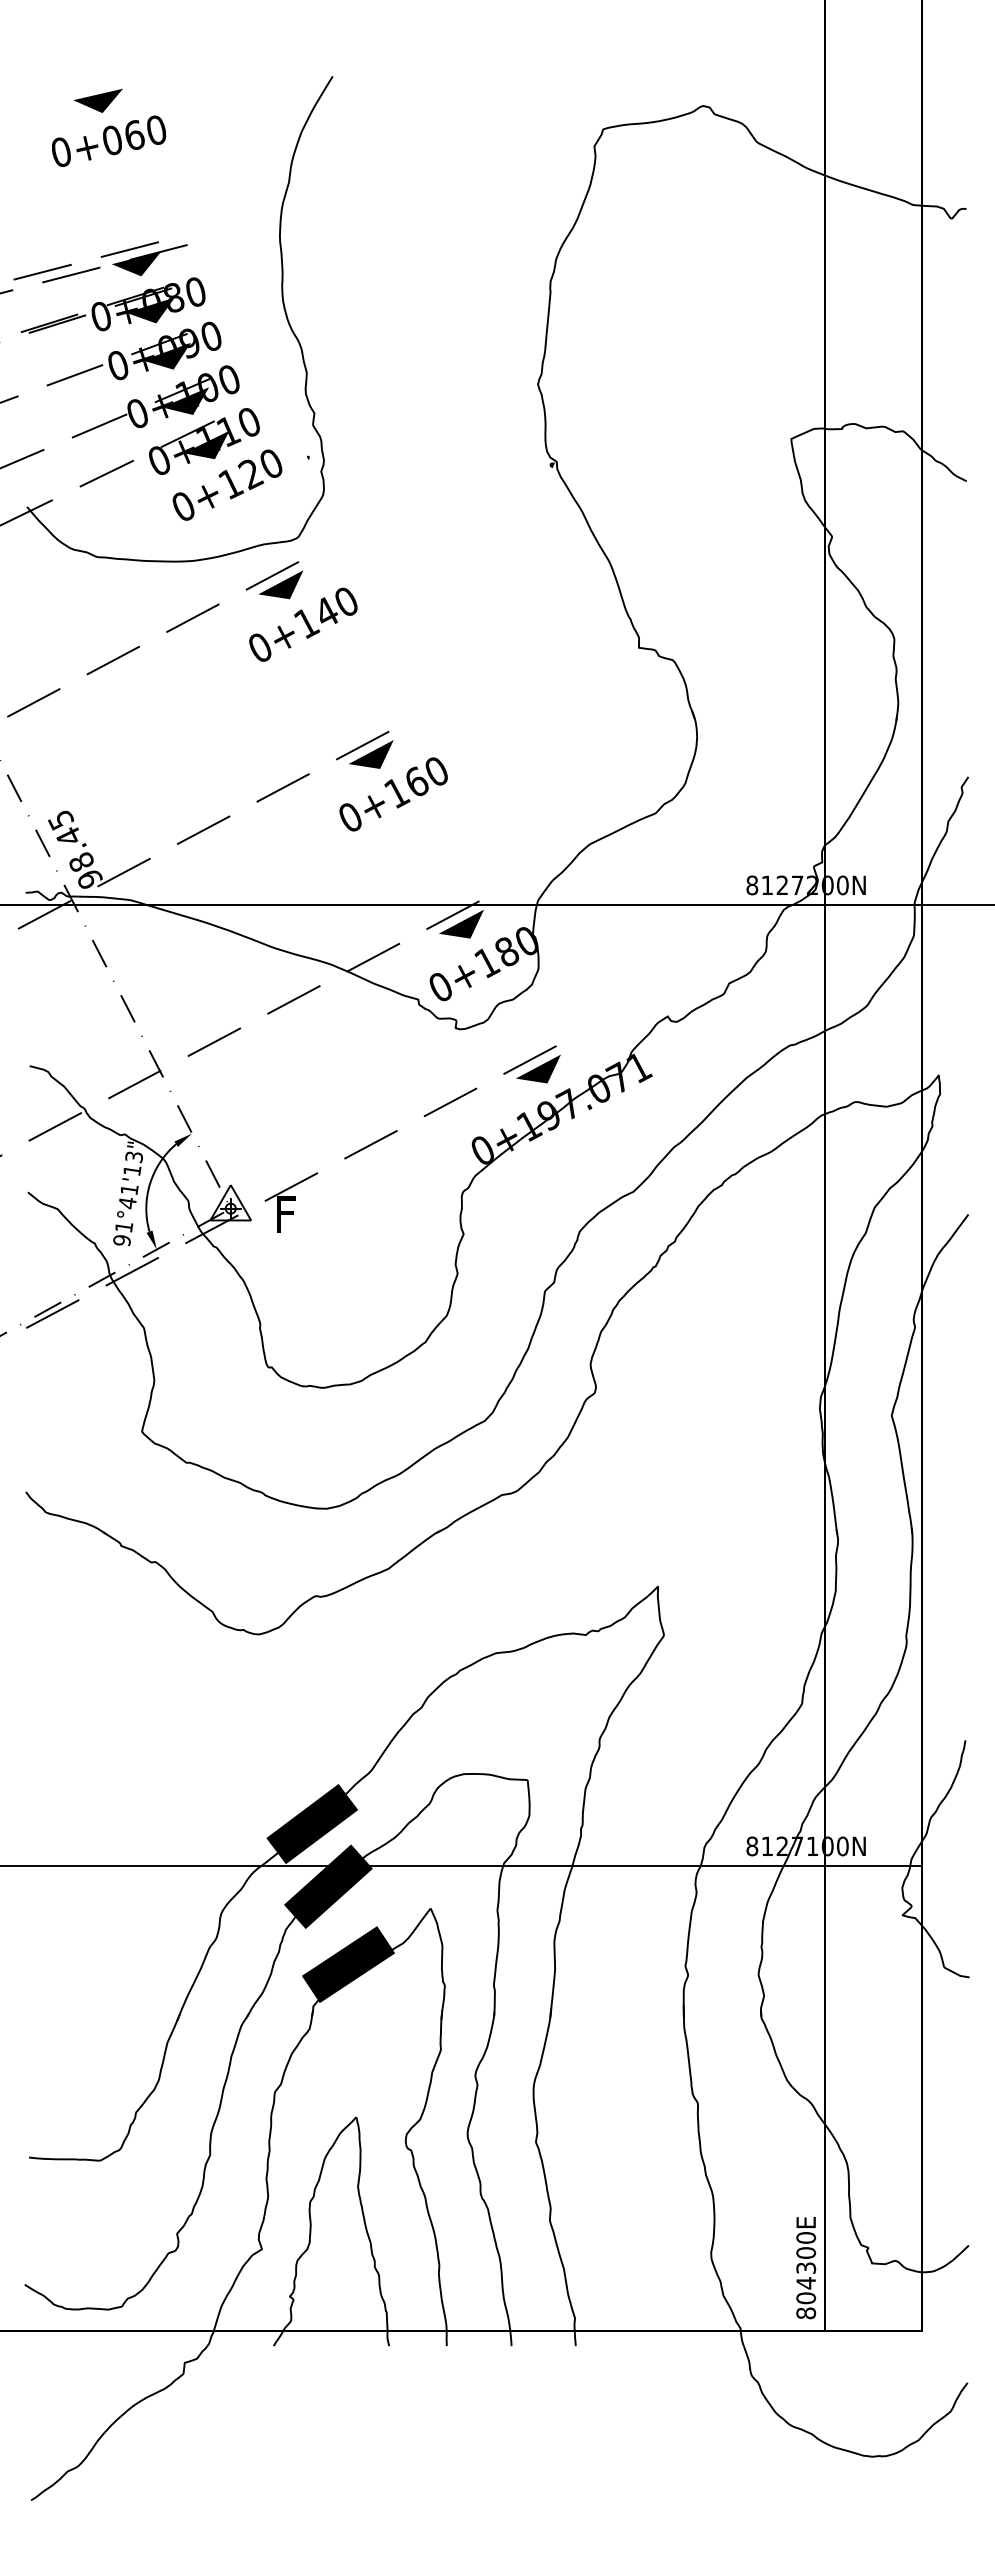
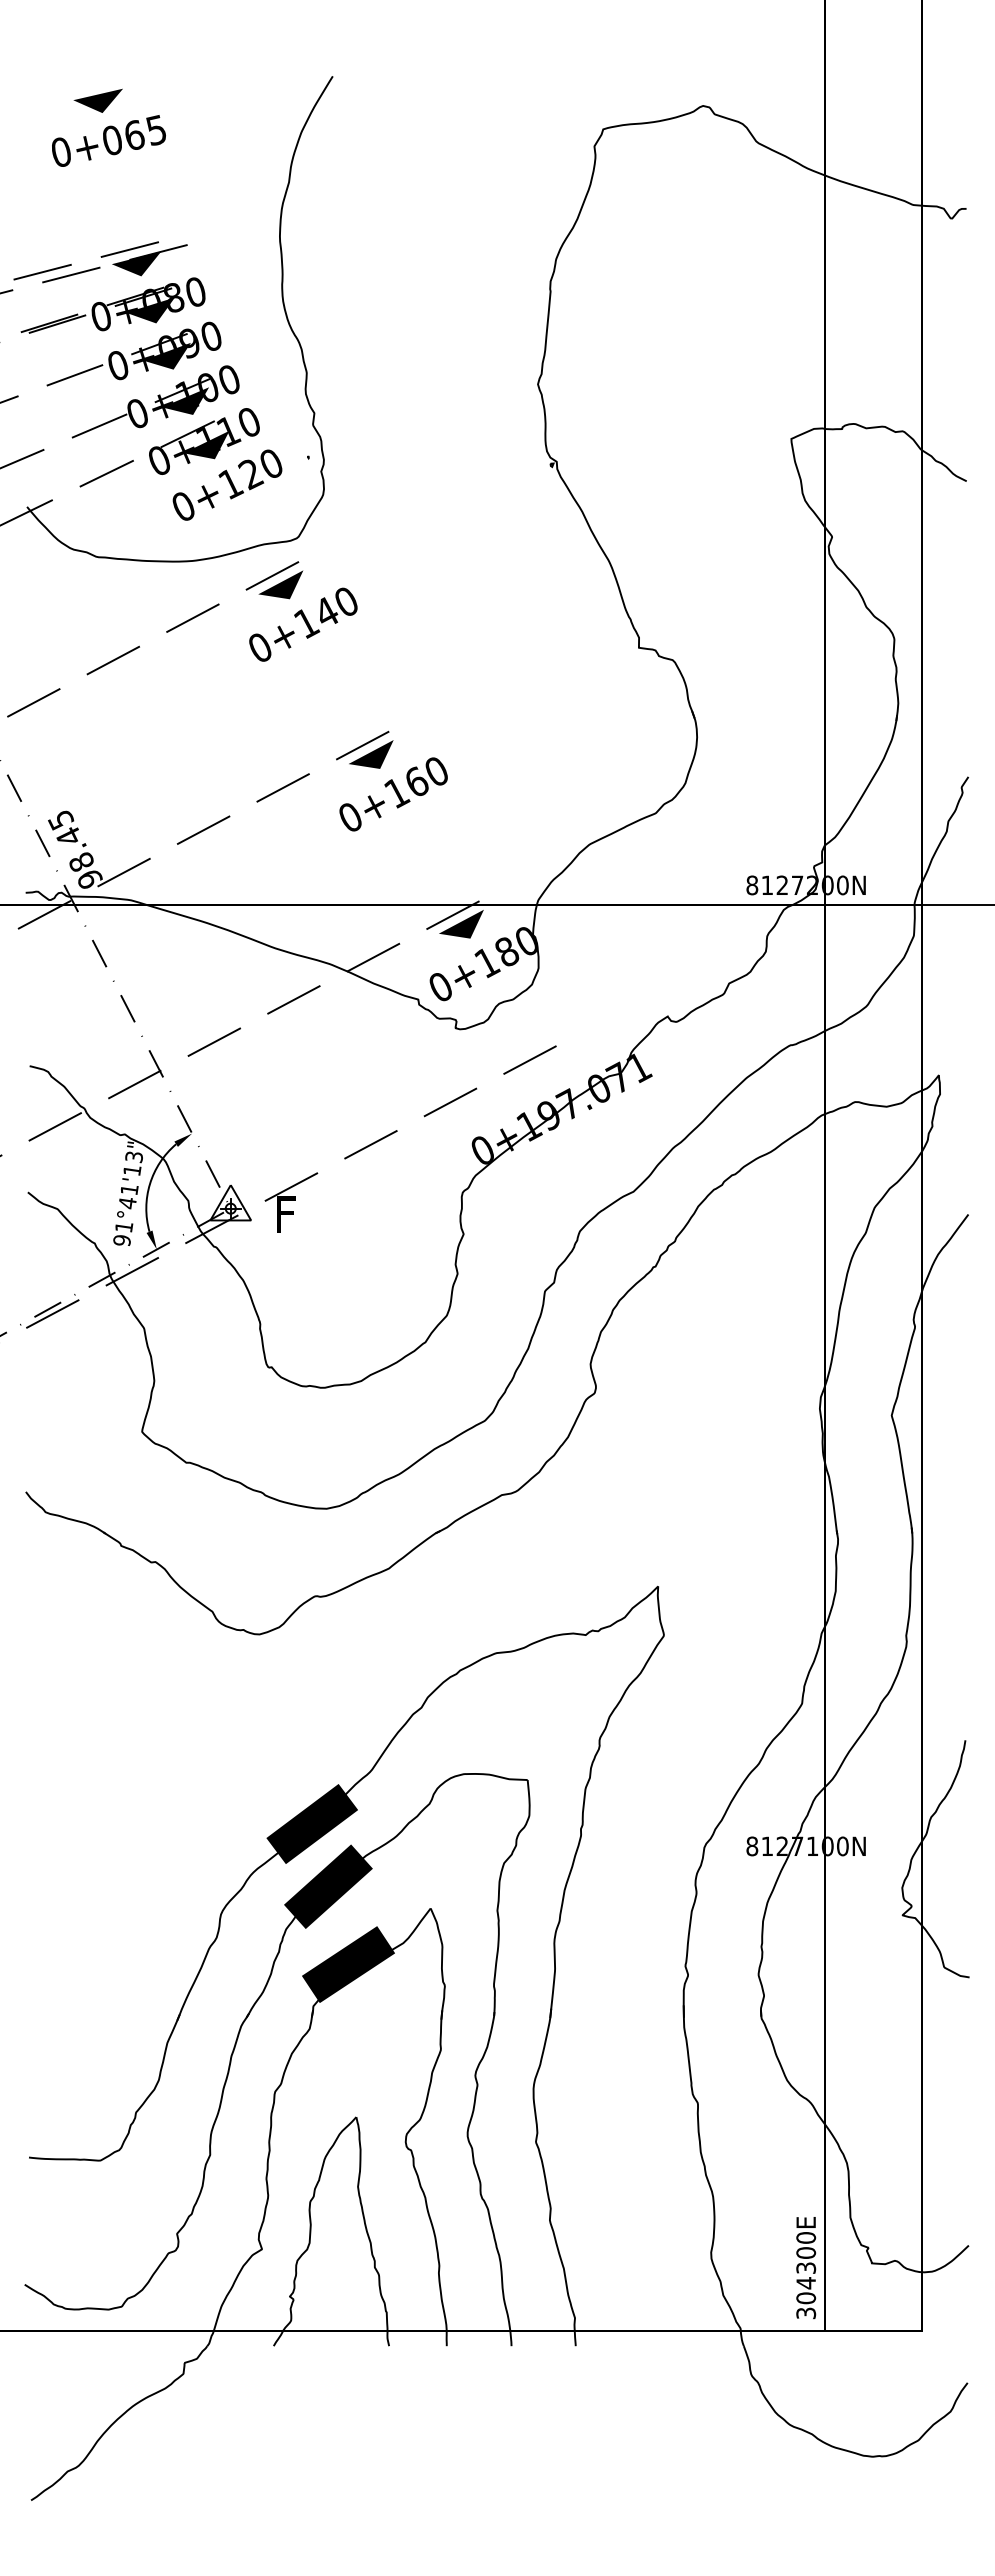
text: 0+060 -> 0+065 (155, 130)
part: present -> none (538, 1068)
line: present -> none (461, 1865)
text: 804300E -> 304300E (806, 2313)
